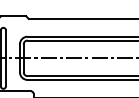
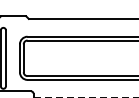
line: present -> none (68, 58)
line: solid -> dashed (86, 97)
